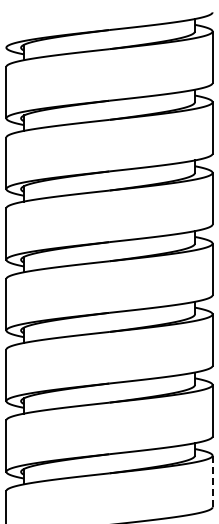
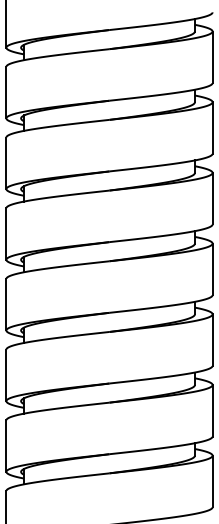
line: none -> present (6, 24)
line: dashed -> solid (212, 481)
